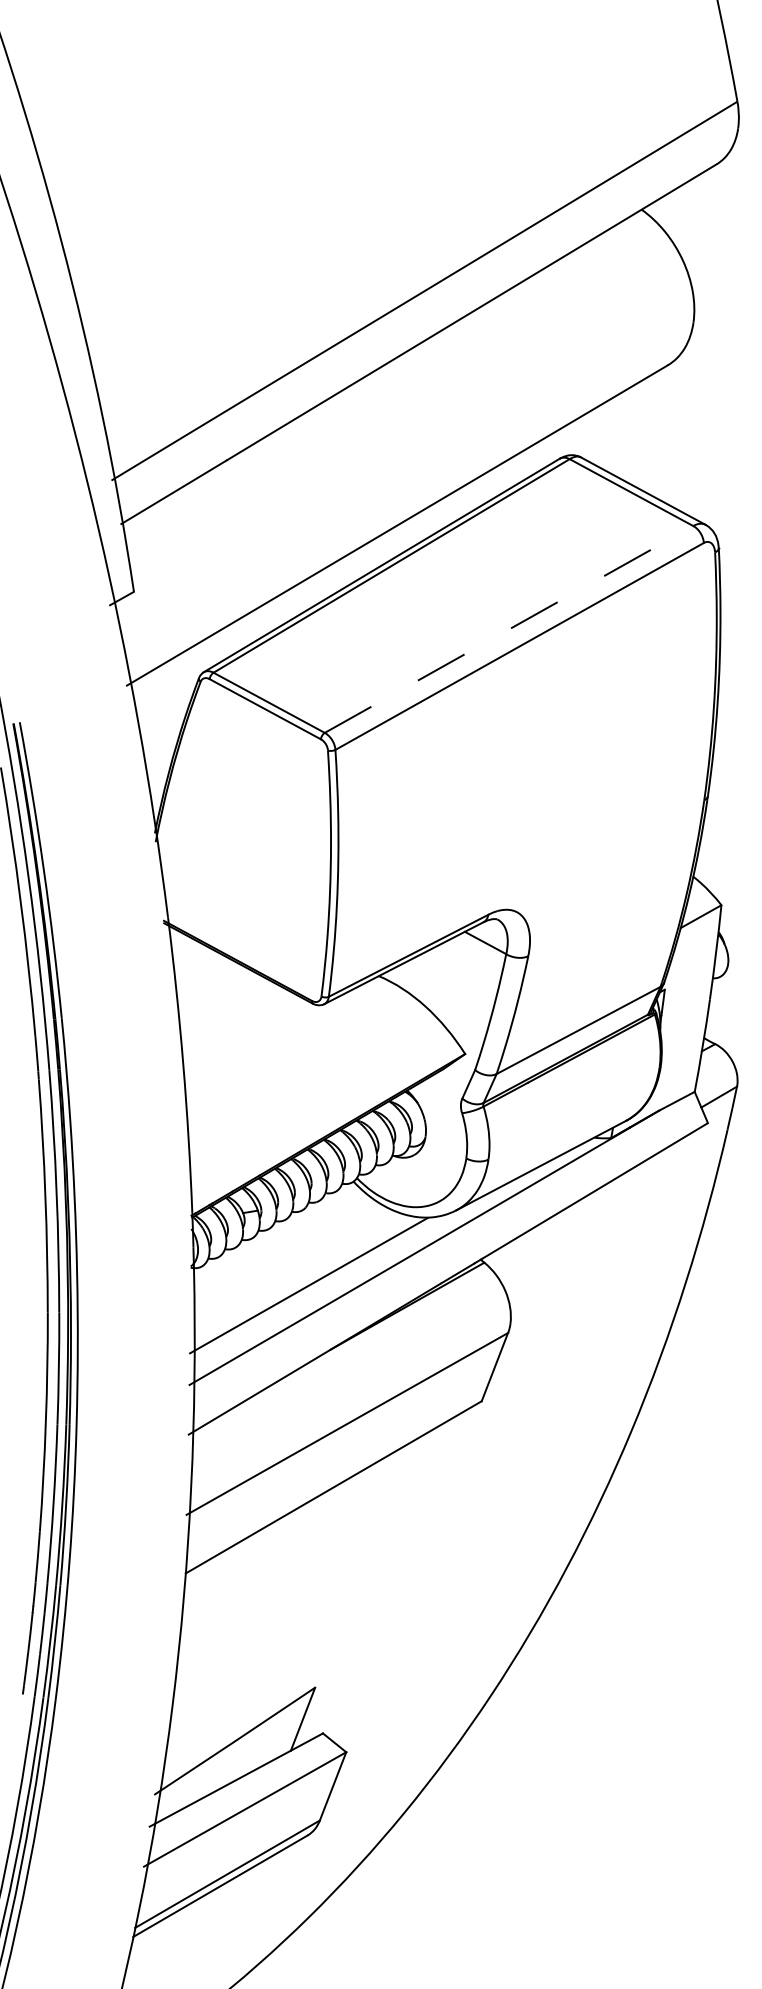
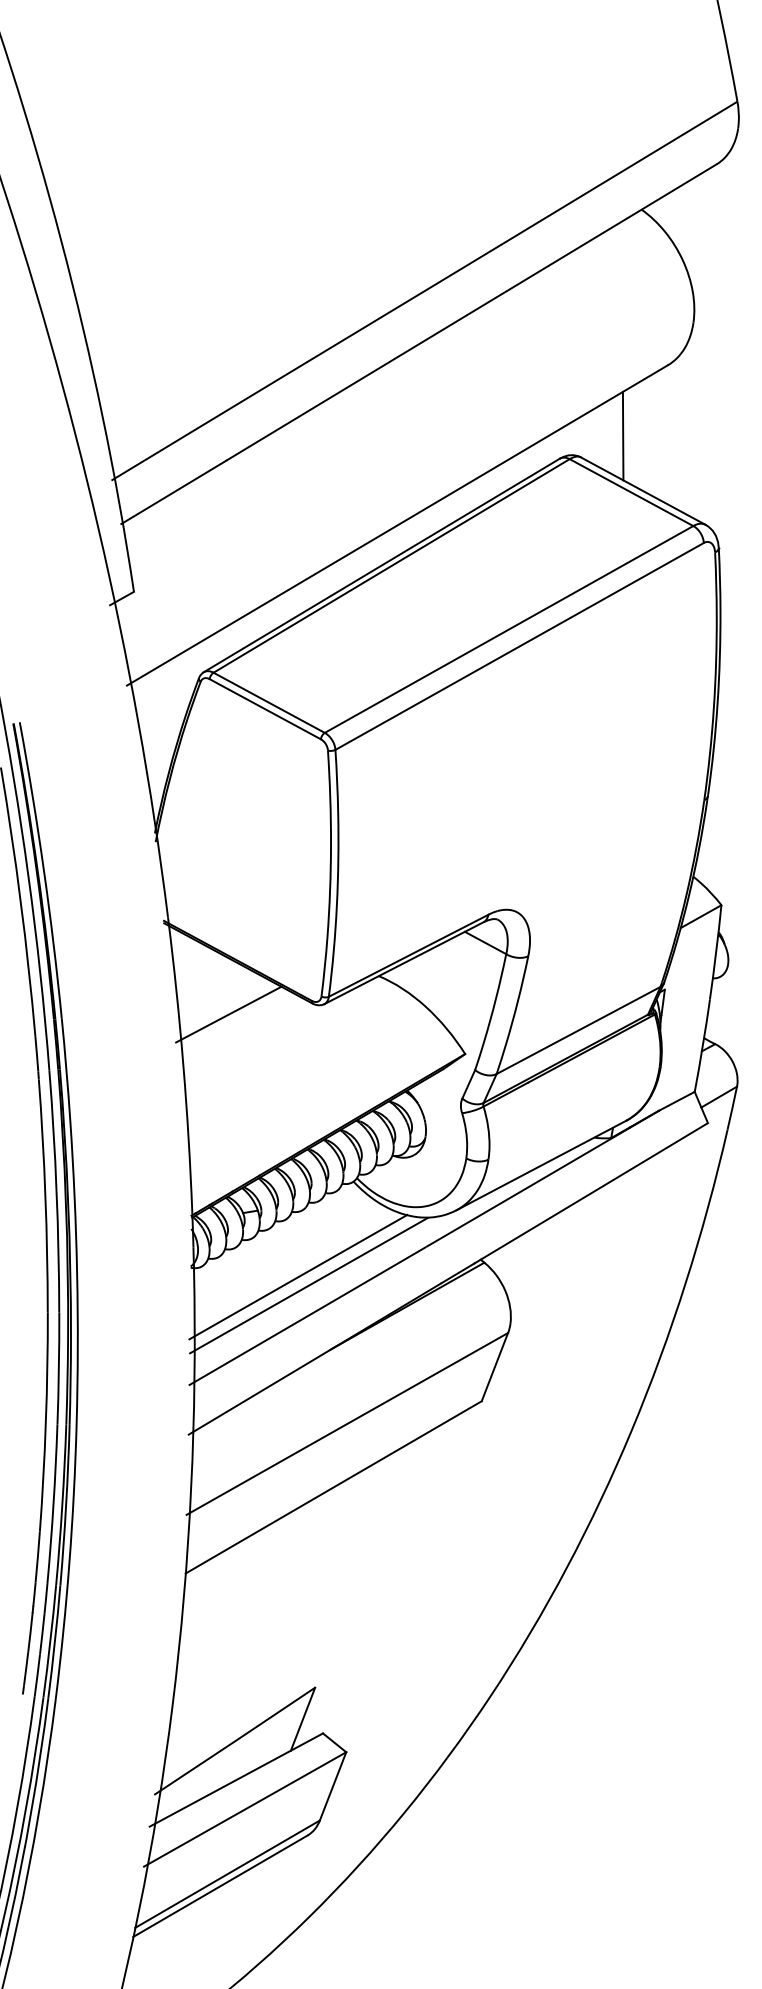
line: none -> present (622, 435)
line: dashed -> solid (509, 629)
line: none -> present (228, 1014)
line: none -> present (298, 1276)
